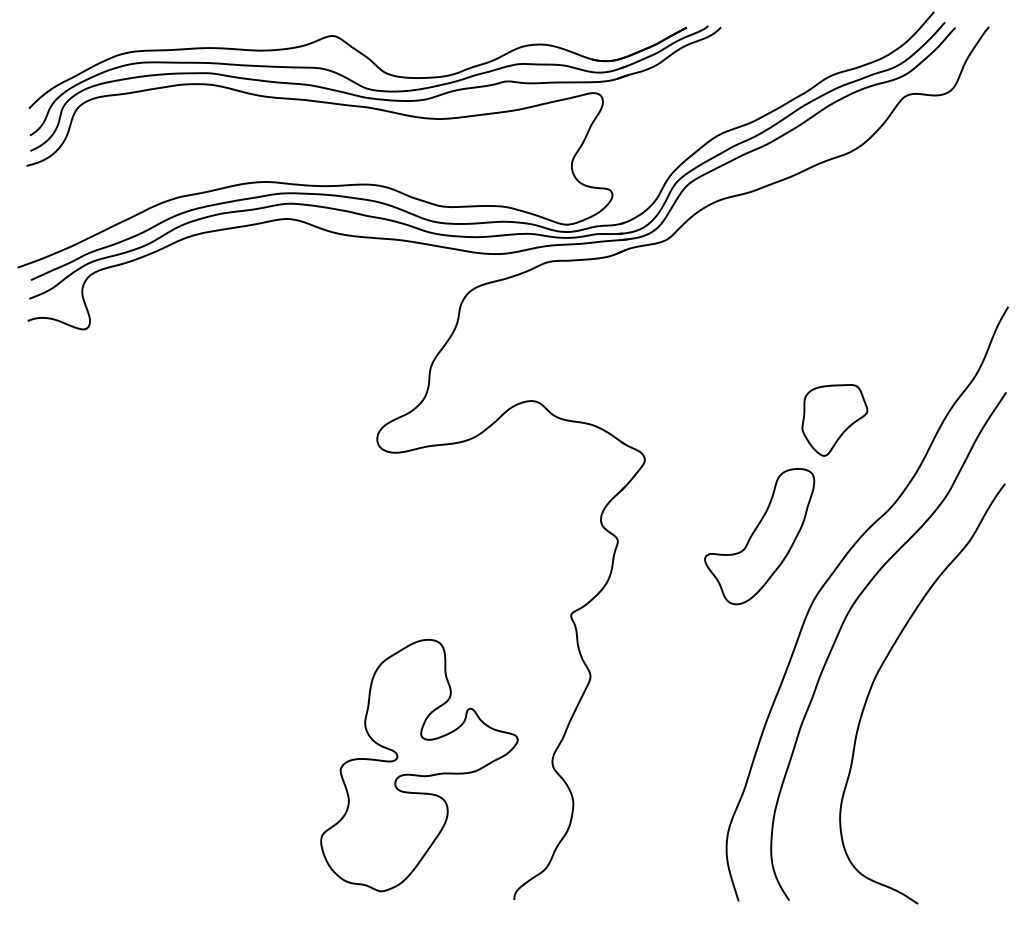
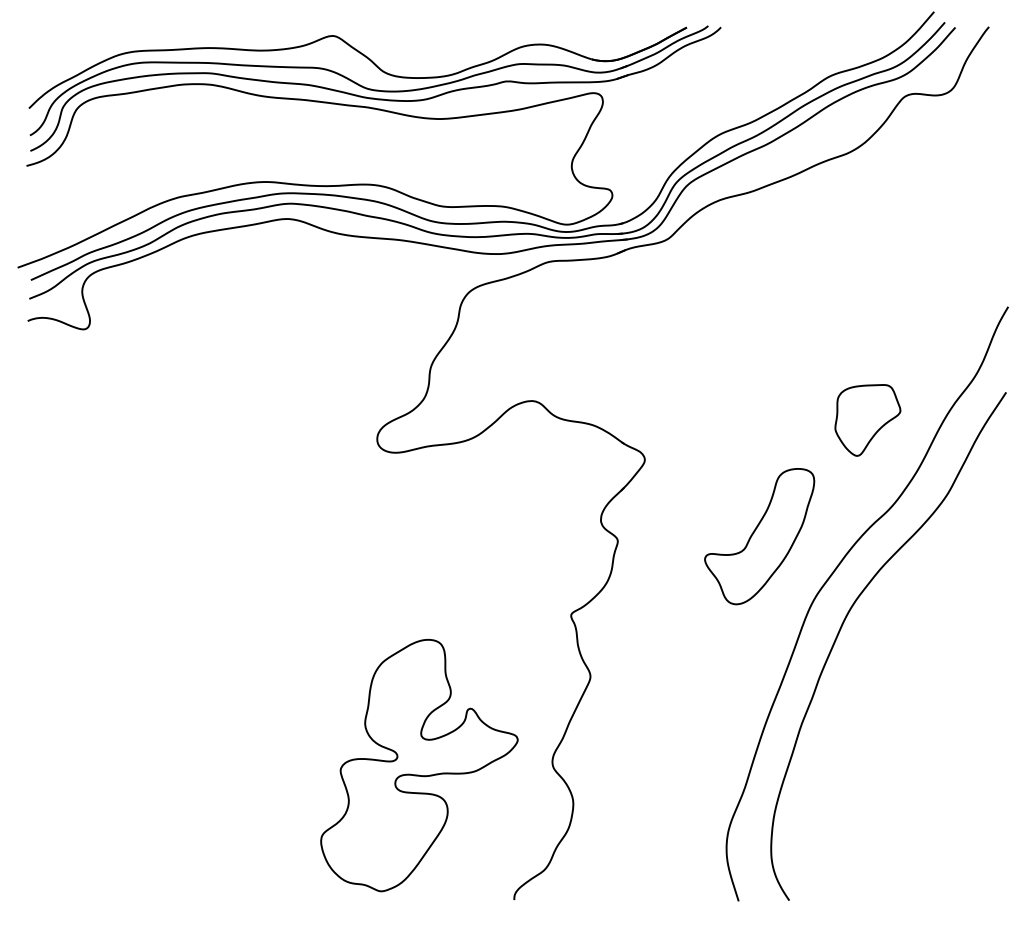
part position: (834, 420) -> (867, 420) (867, 420)
curve: present -> none (881, 668)
